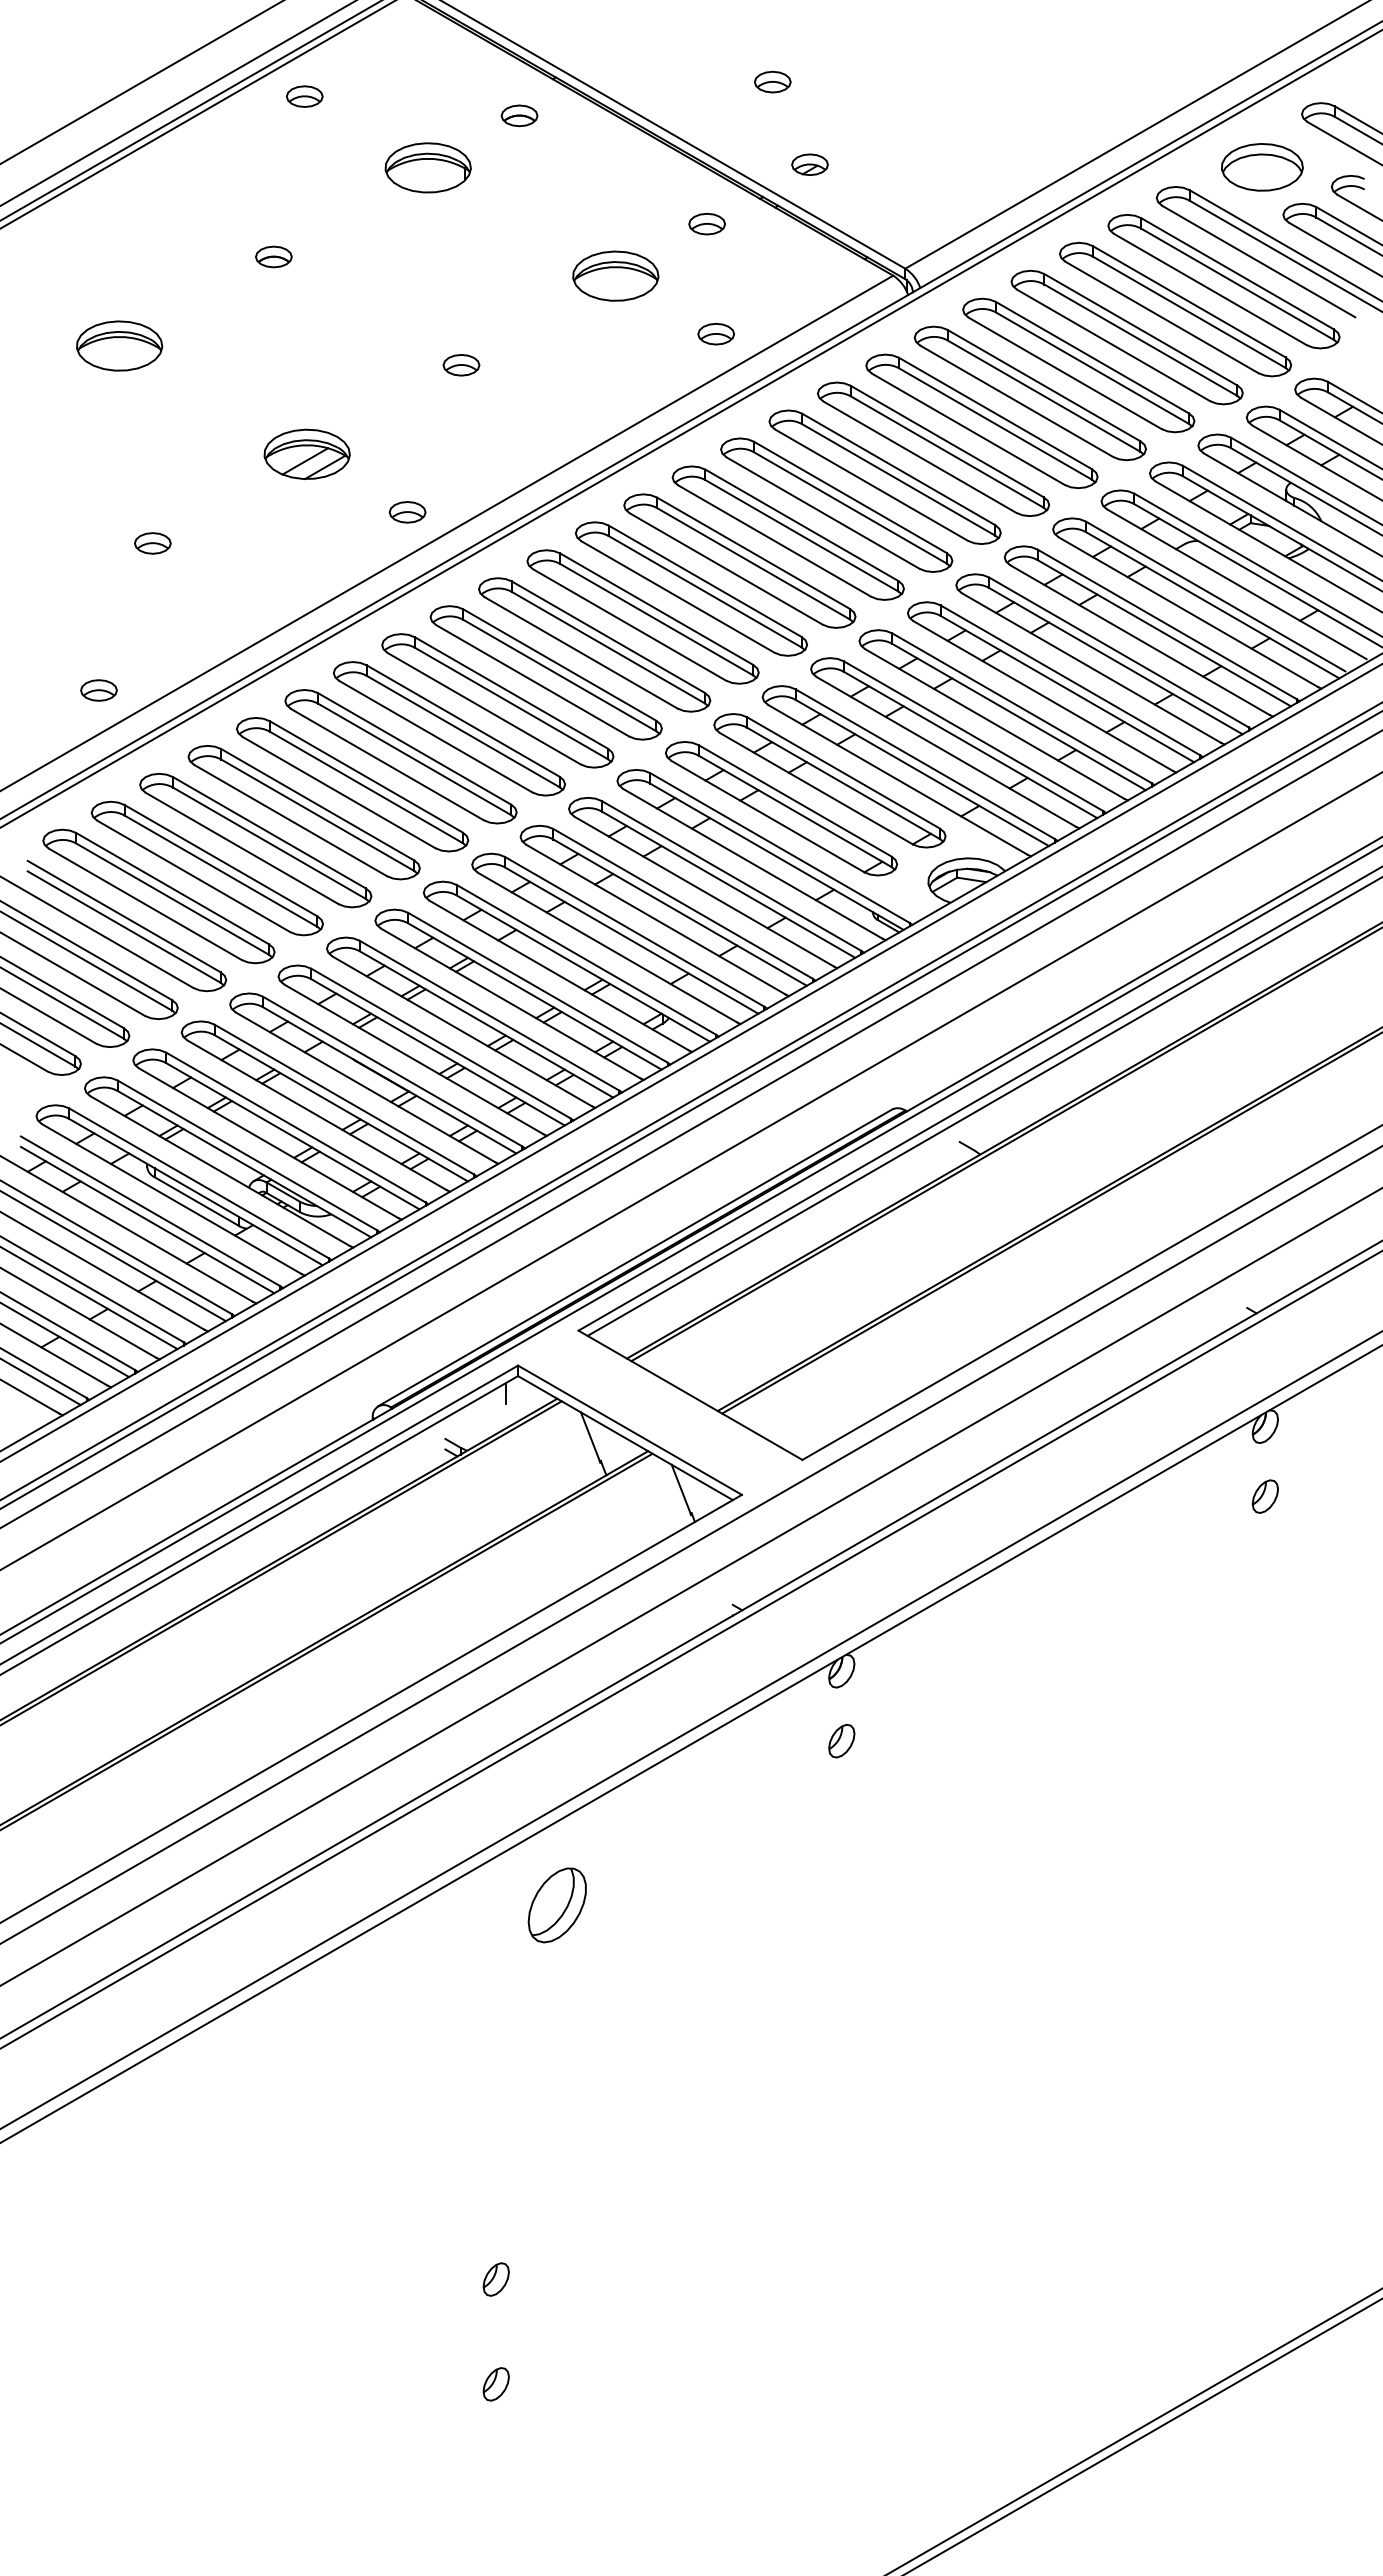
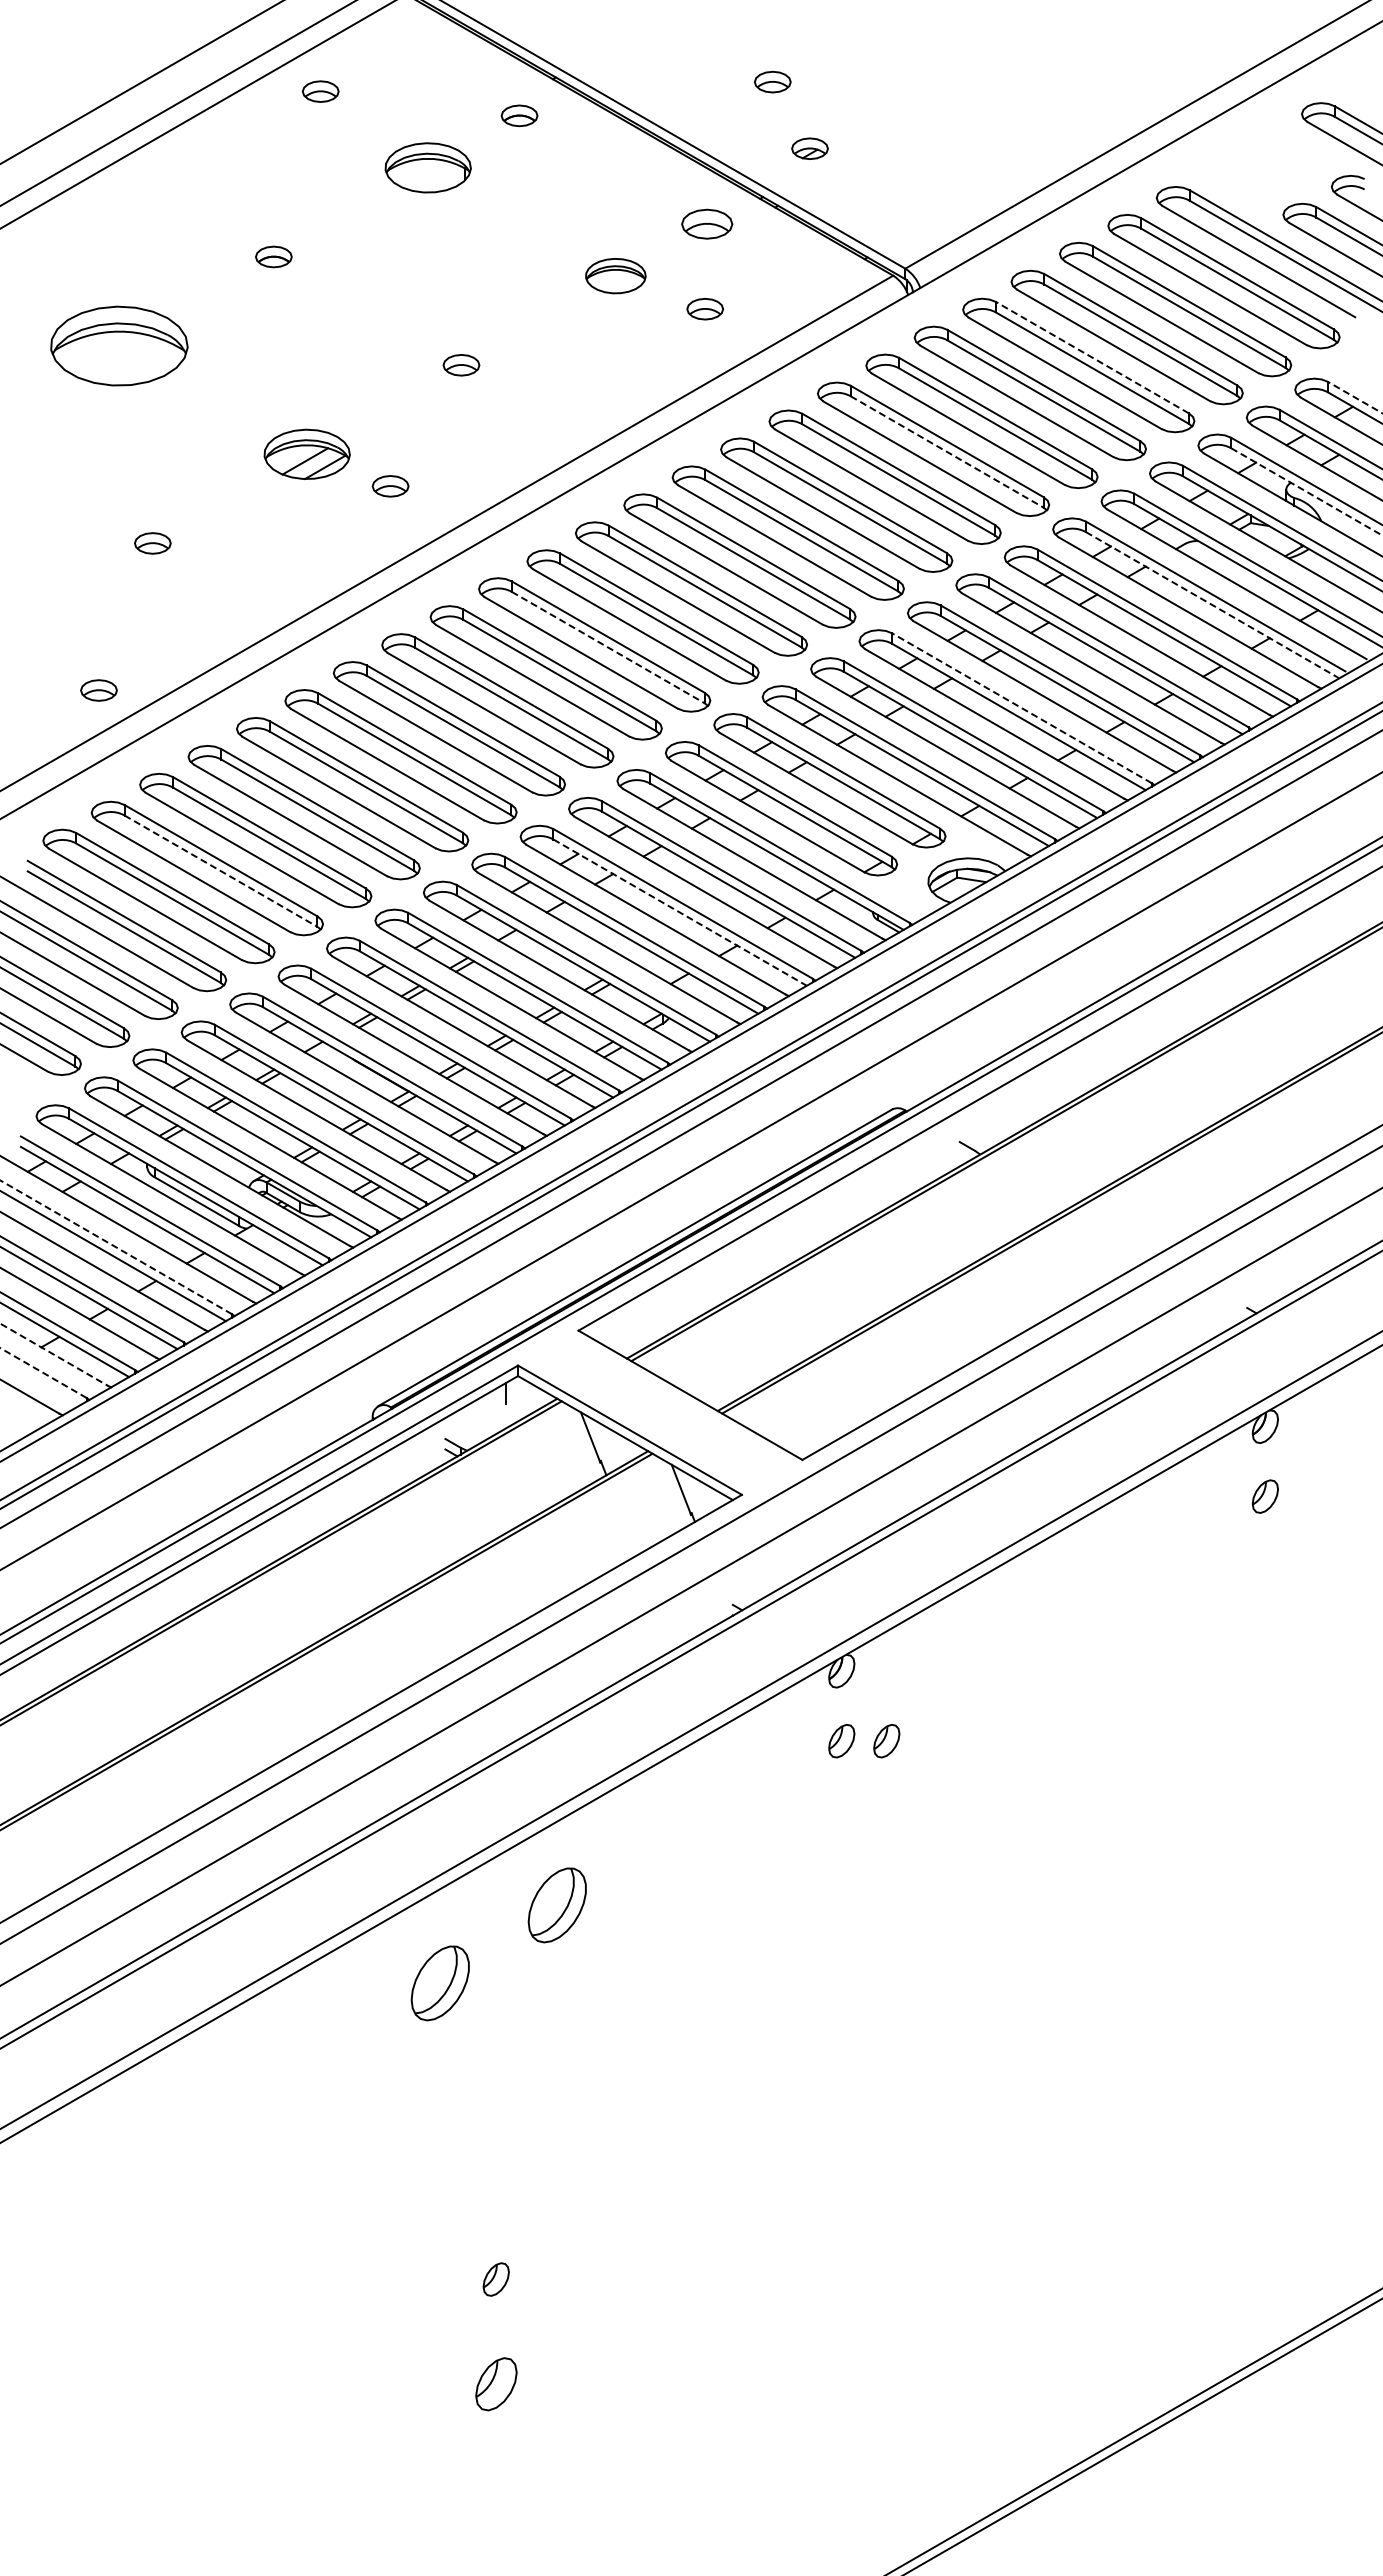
part position: (304, 96) -> (320, 91) (320, 91)
line: present -> none (190, 110)
part position: (809, 164) -> (809, 148) (809, 148)
part: present -> none (1262, 167)
part size: 38x24 px -> 53x32 px (707, 223)
part size: 88x52 px -> 62x37 px (615, 276)
part position: (715, 334) -> (704, 309) (704, 309)
part size: 88x52 px -> 139x82 px (119, 345)
line: solid -> dashed (1091, 357)
line: solid -> dashed (1354, 397)
line: present -> none (690, 428)
line: solid -> dashed (947, 452)
line: solid -> dashed (1307, 492)
part position: (407, 512) -> (390, 486) (390, 486)
line: solid -> dashed (1213, 605)
line: solid -> dashed (608, 647)
line: solid -> dashed (1022, 708)
line: solid -> dashed (221, 871)
line: solid -> dashed (680, 912)
line: present -> none (983, 1106)
line: solid -> dashed (116, 1247)
line: solid -> dashed (54, 1354)
line: solid -> dashed (43, 1373)
line: present -> none (41, 1382)
part: none -> present (886, 1741)
part: none -> present (439, 1983)
part size: 28x35 px -> 43x55 px (496, 2384)
